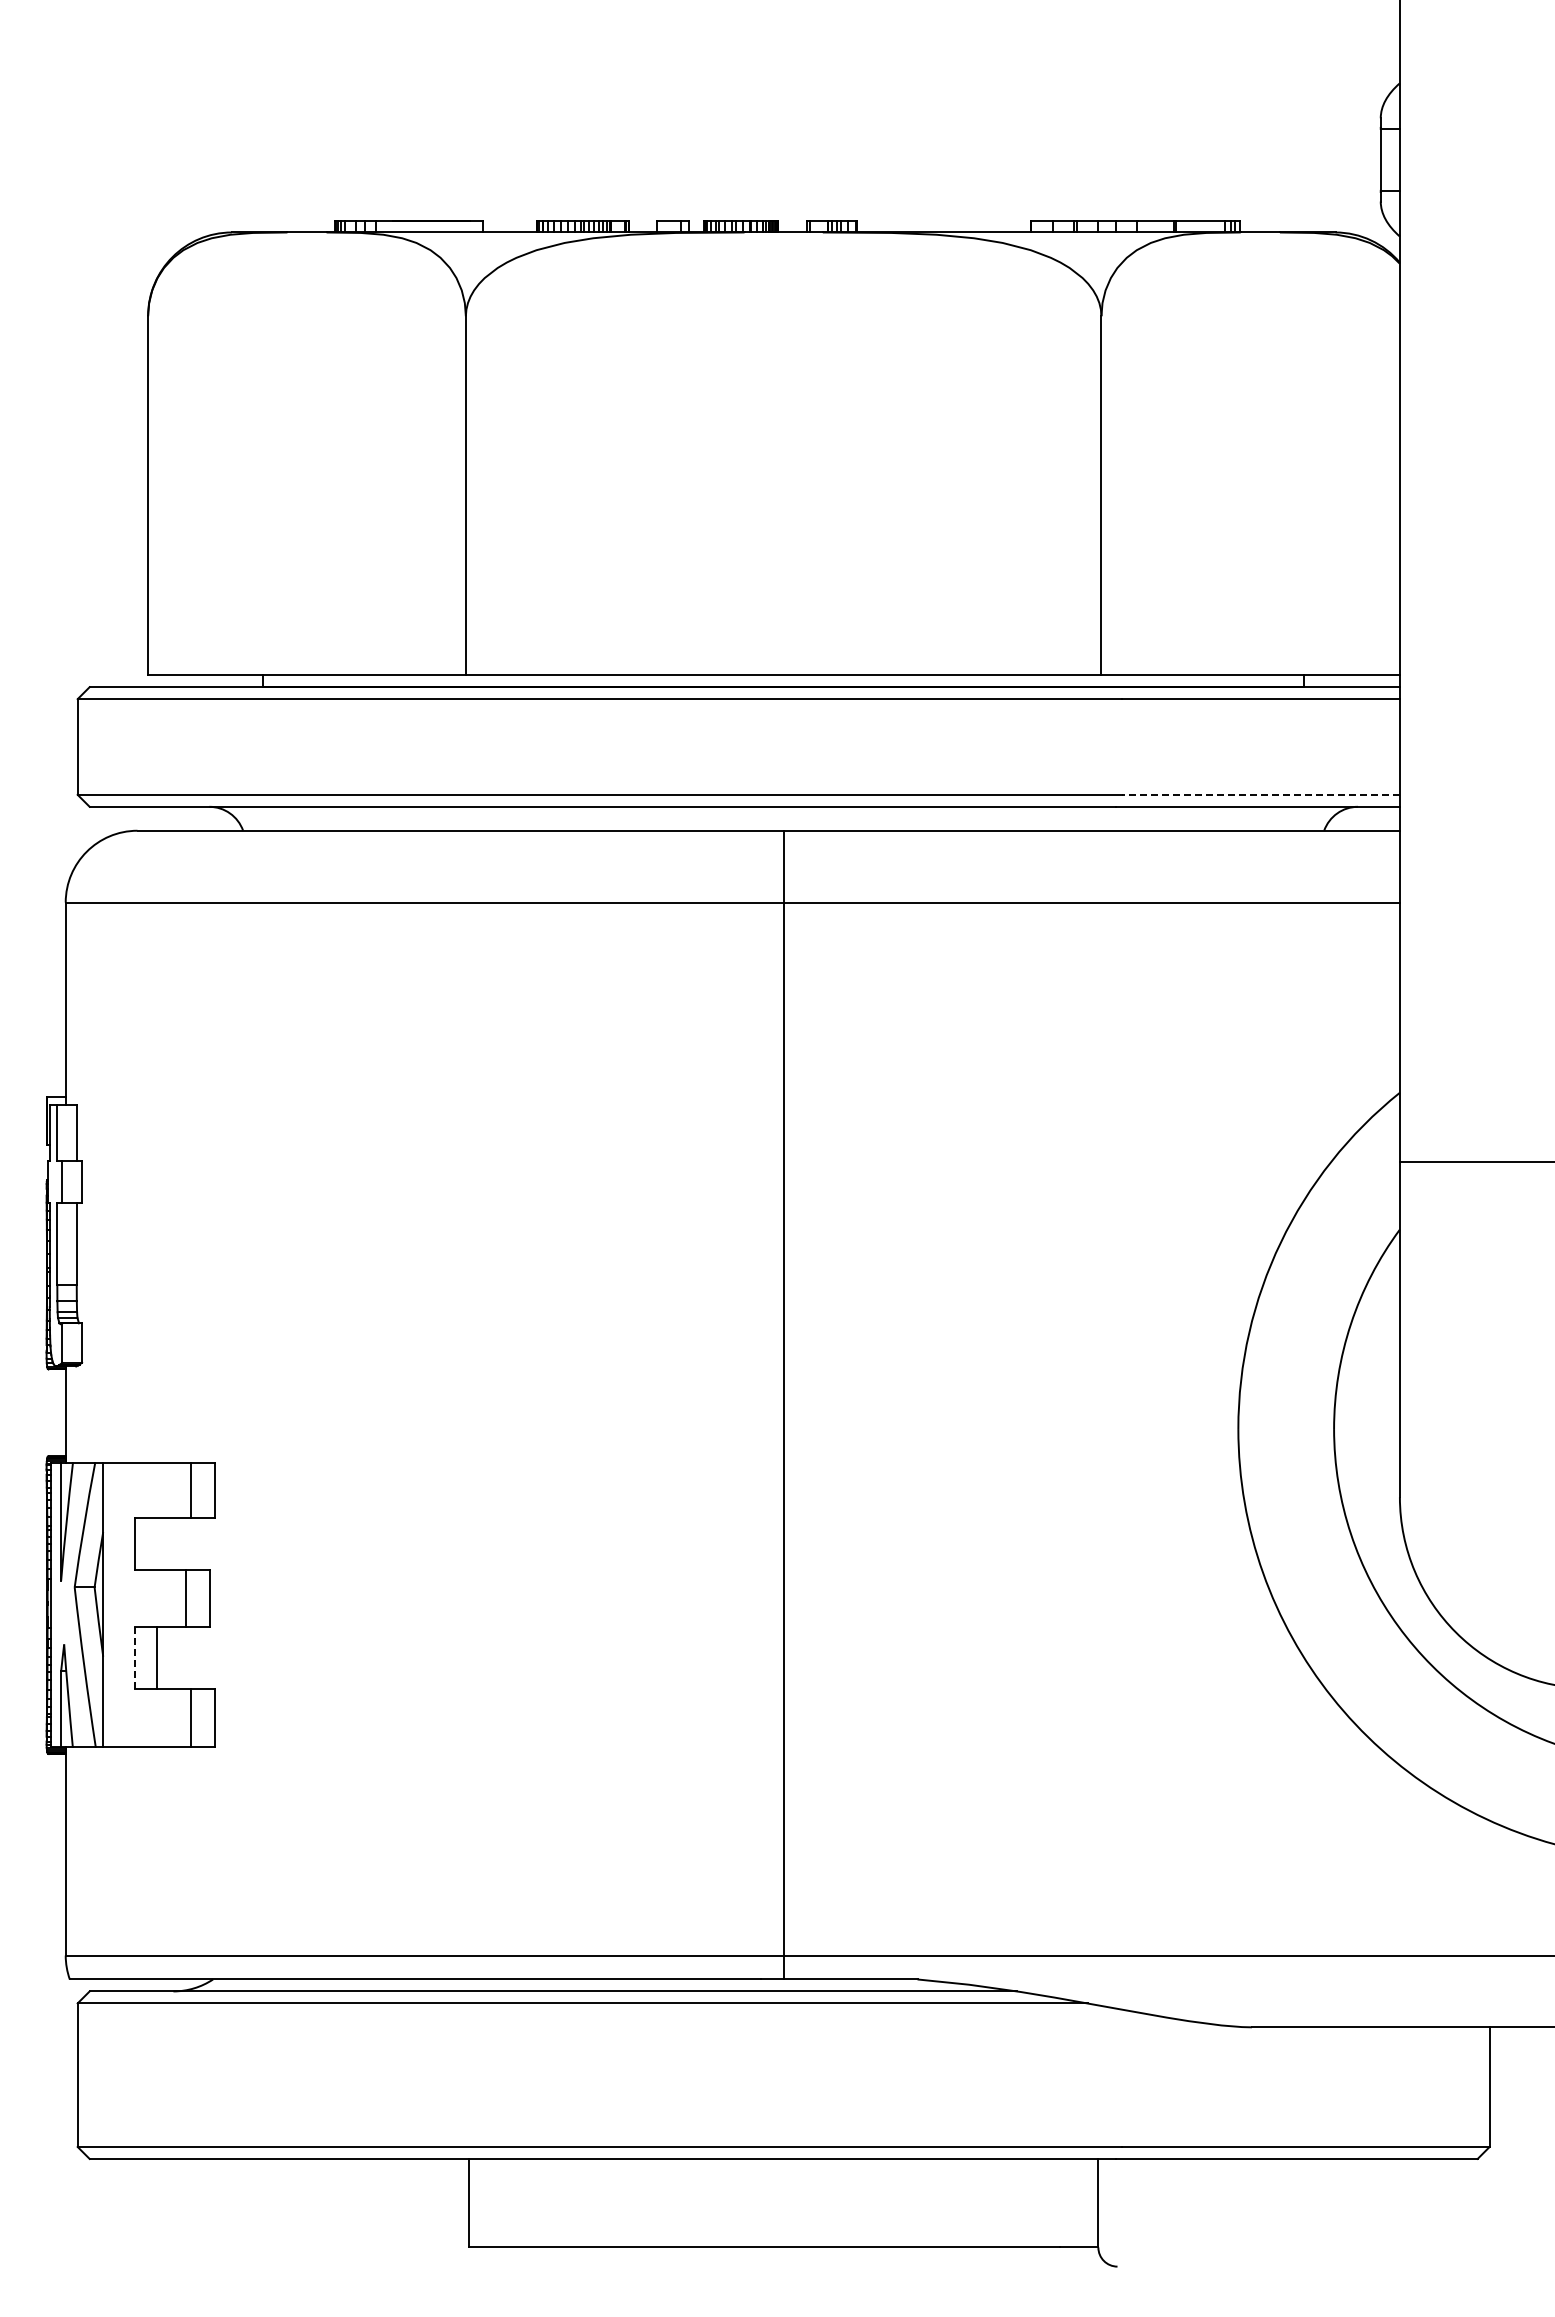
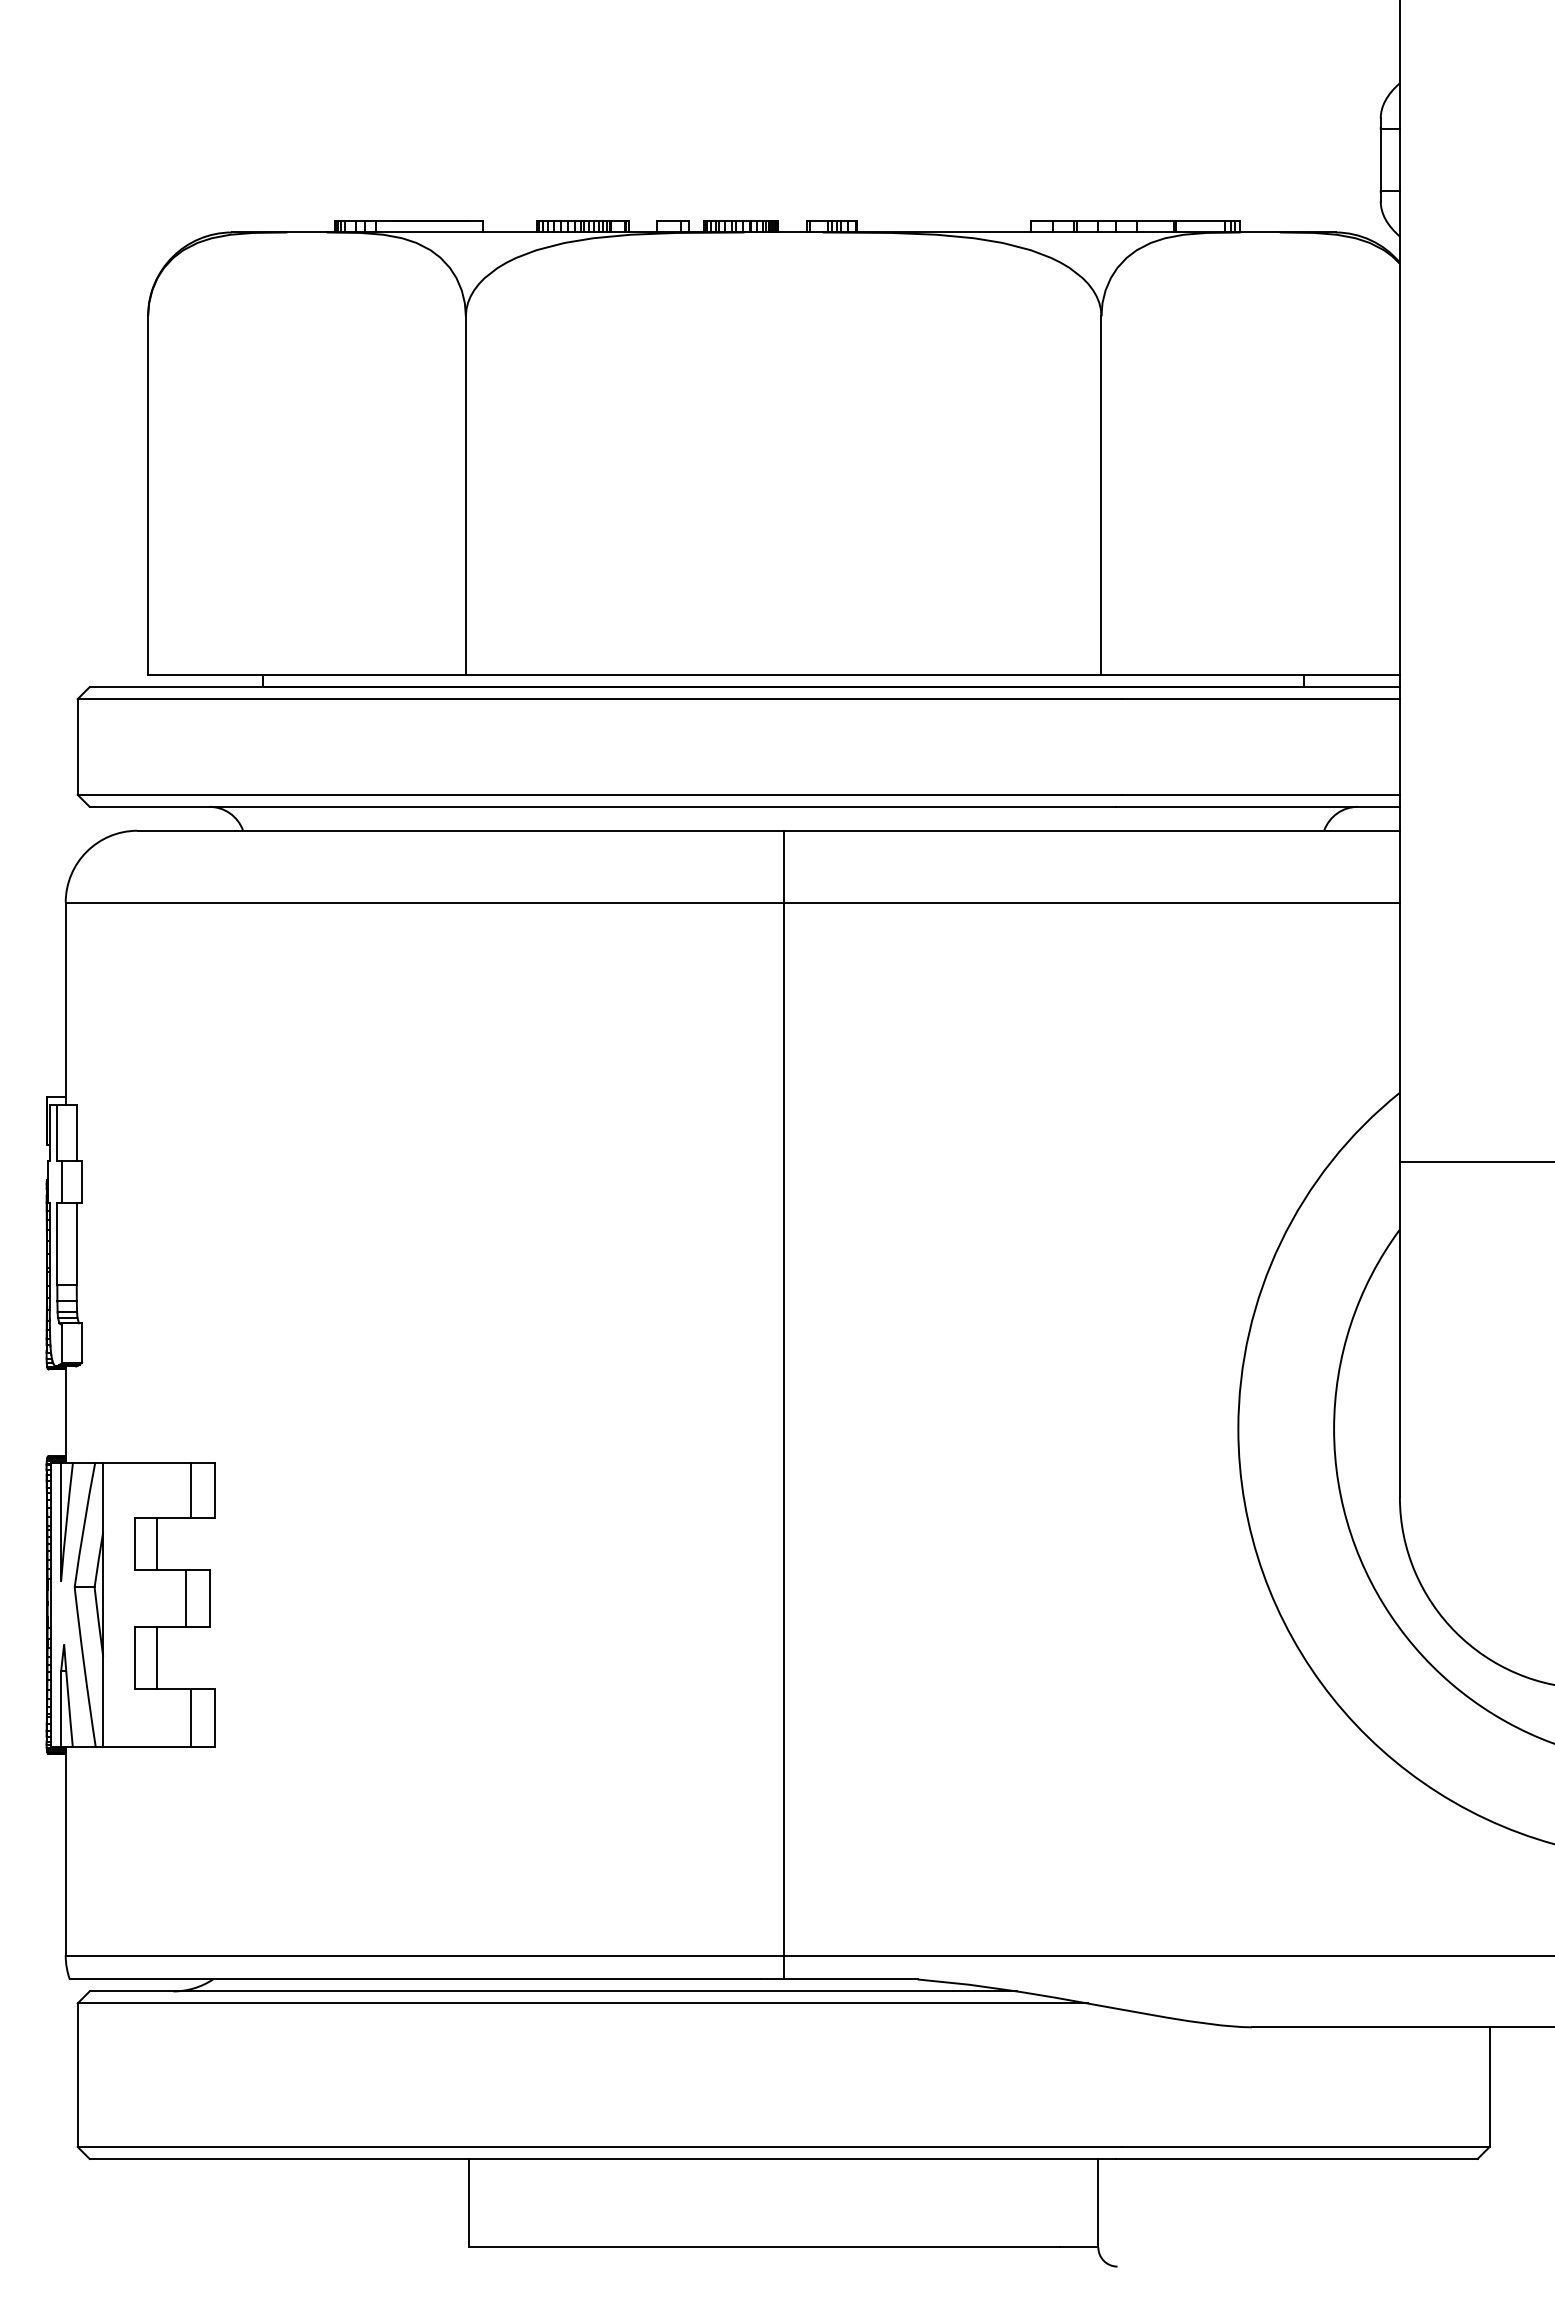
line: dashed -> solid (1261, 794)
line: none -> present (156, 1544)
line: dashed -> solid (134, 1658)
